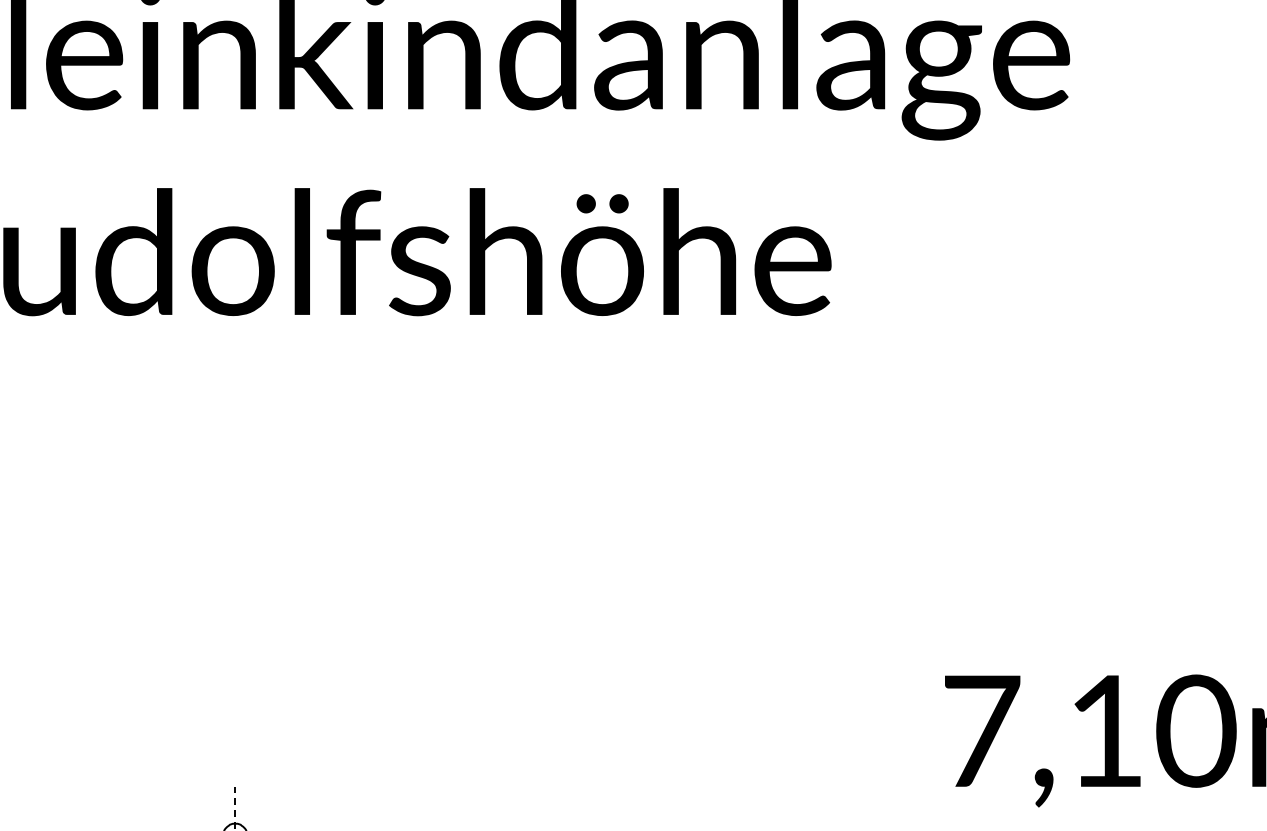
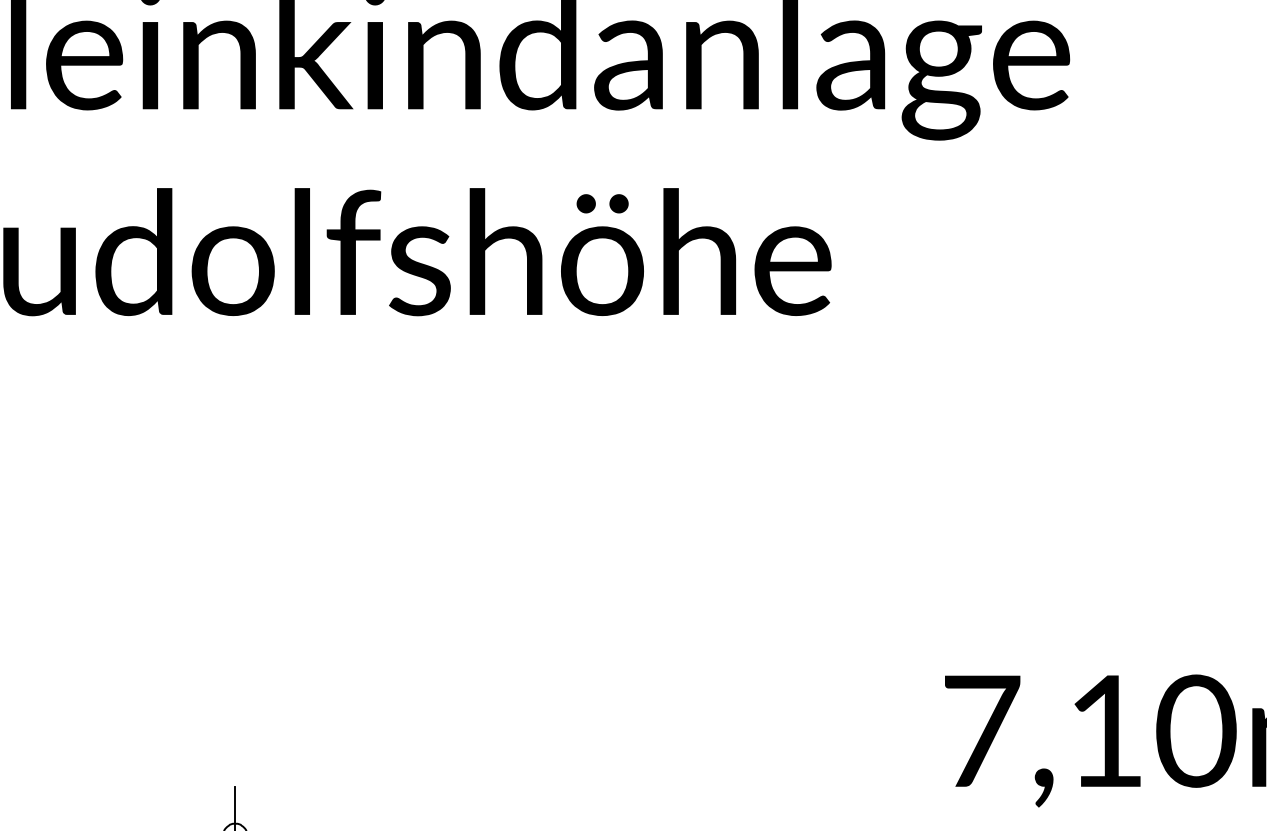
line: dashed -> solid (235, 808)
